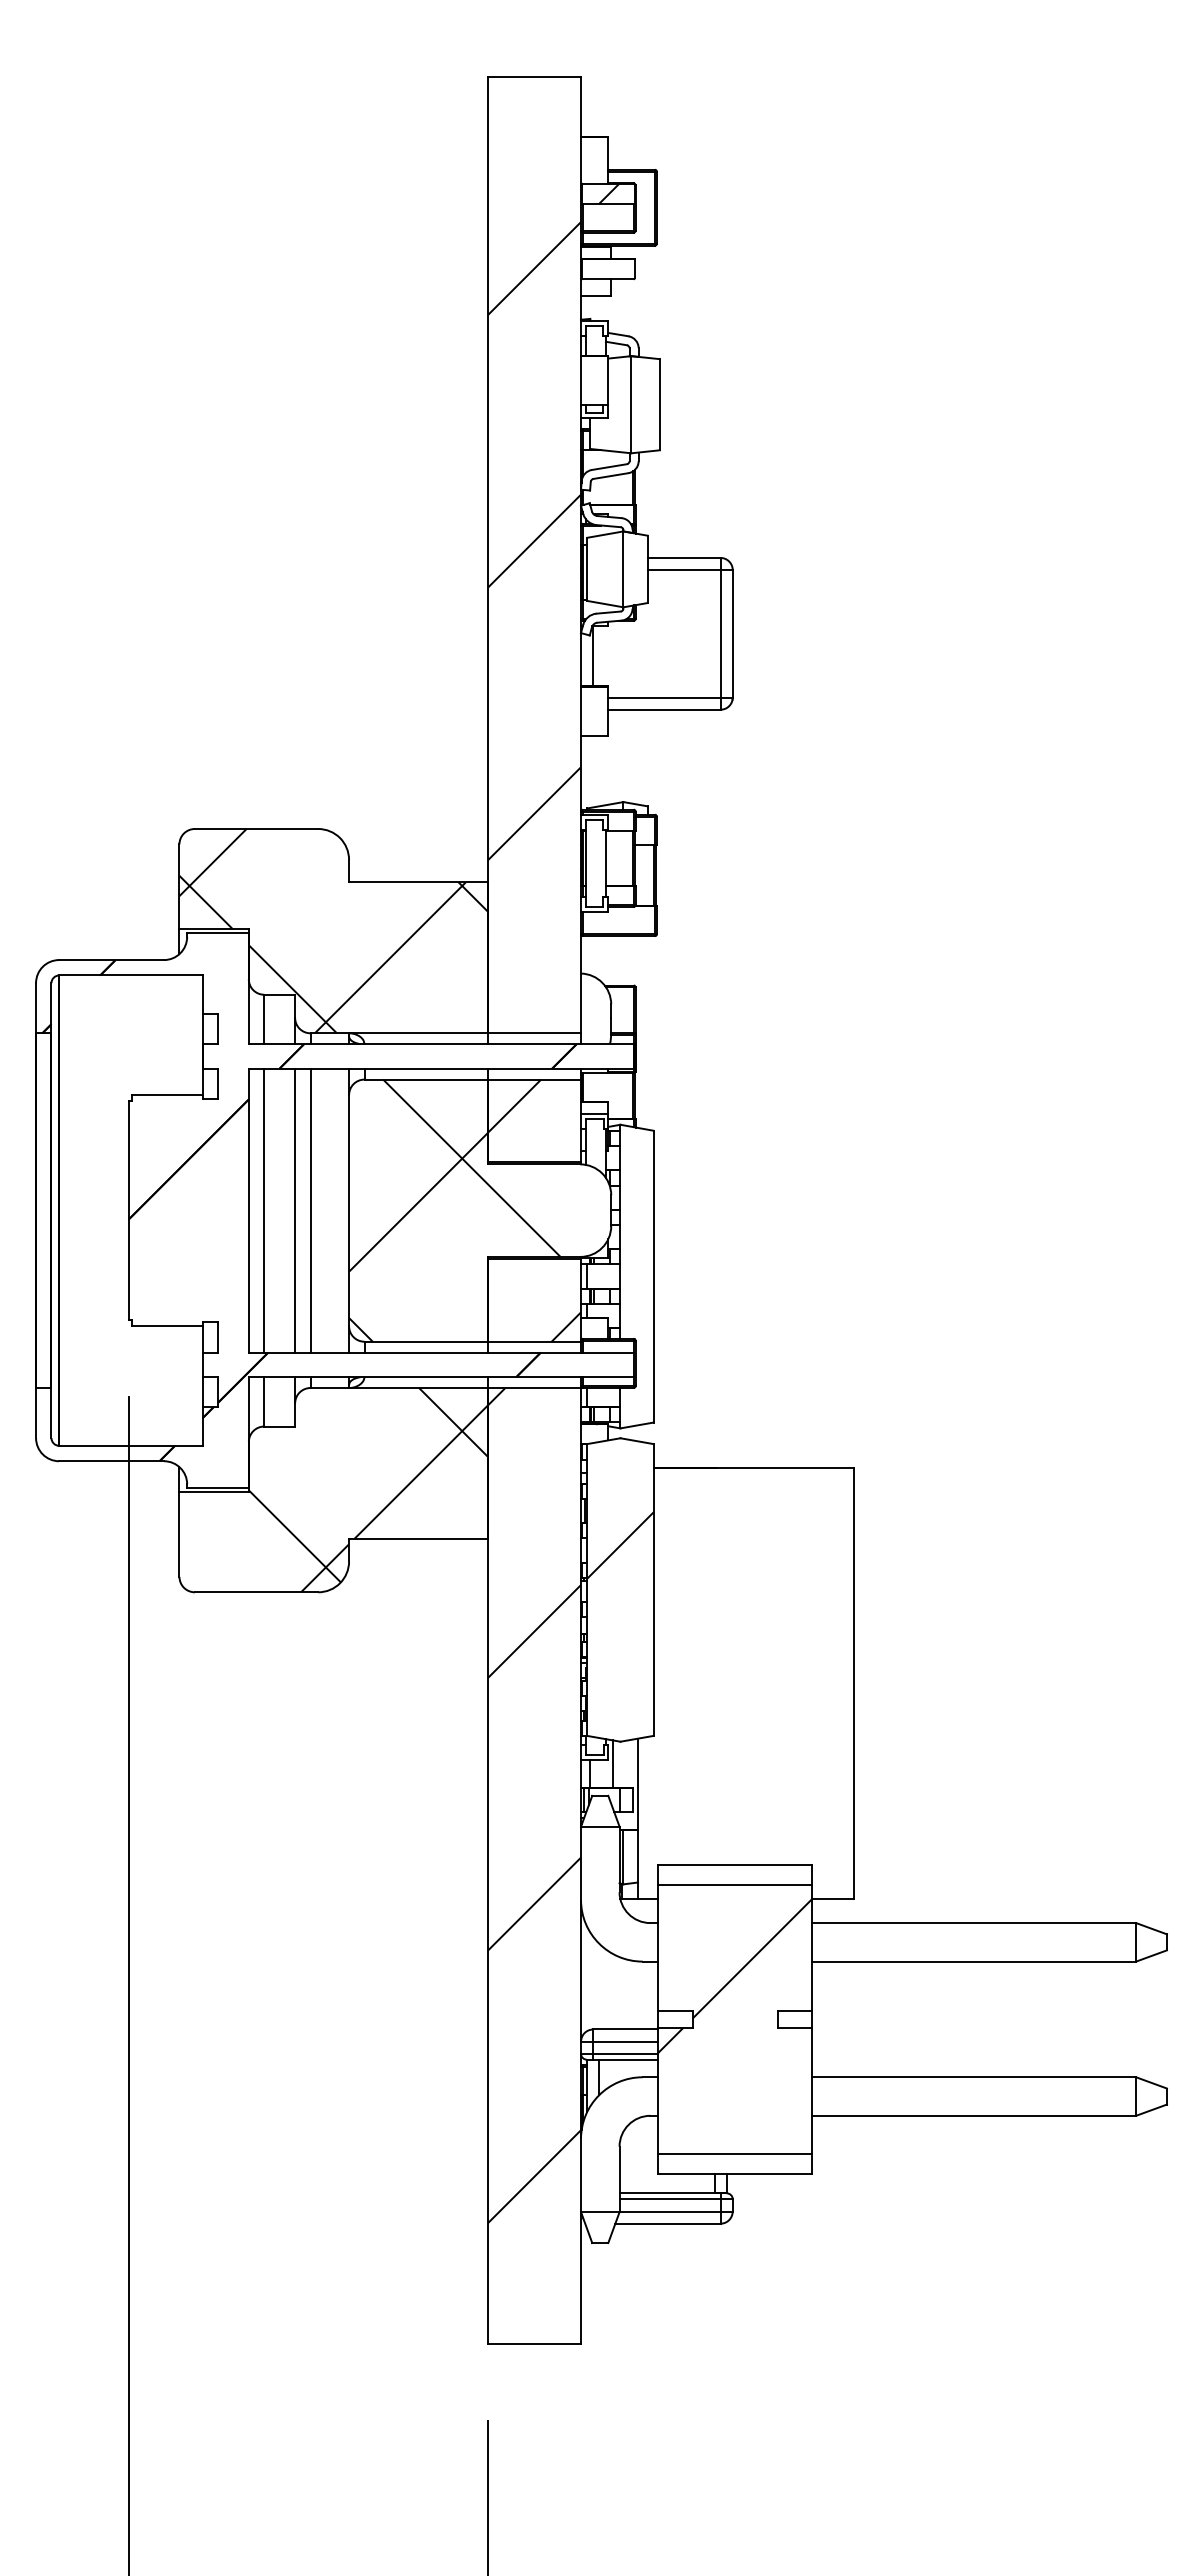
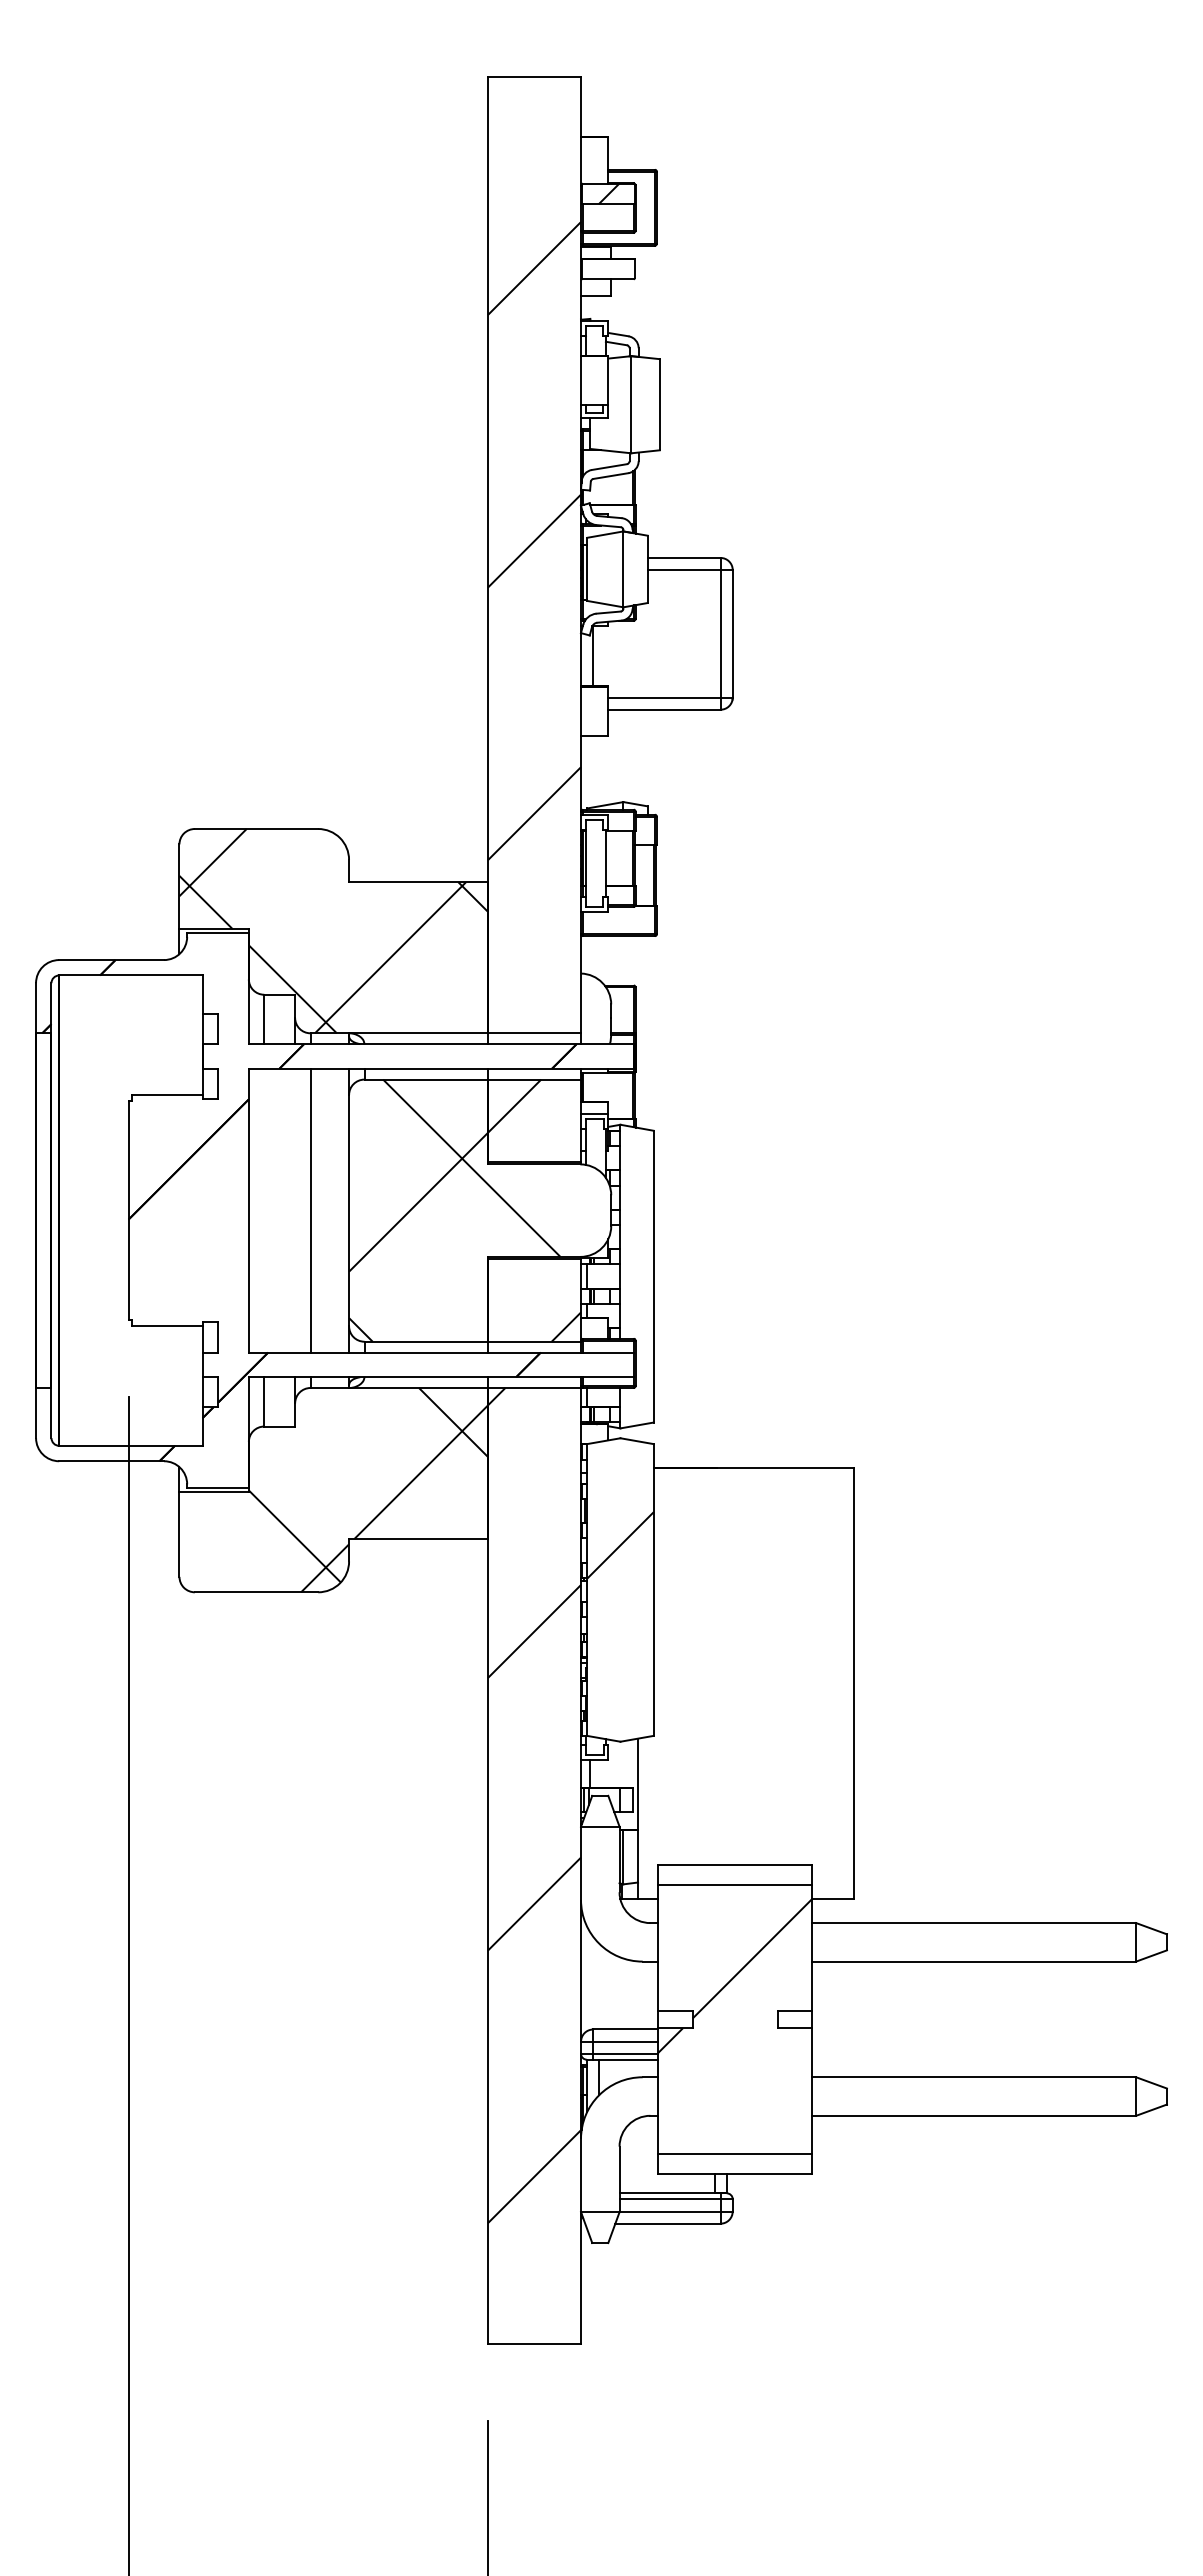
line: present -> none (264, 1210)
line: present -> none (295, 1210)
line: present -> none (612, 1763)
